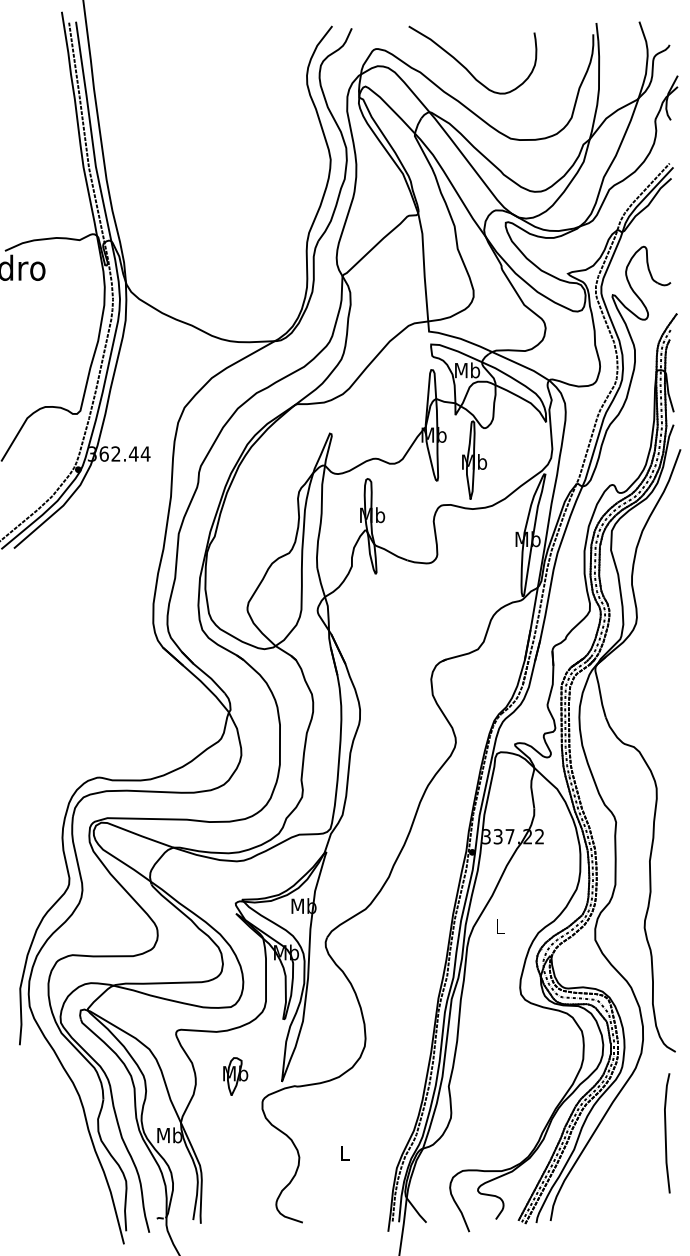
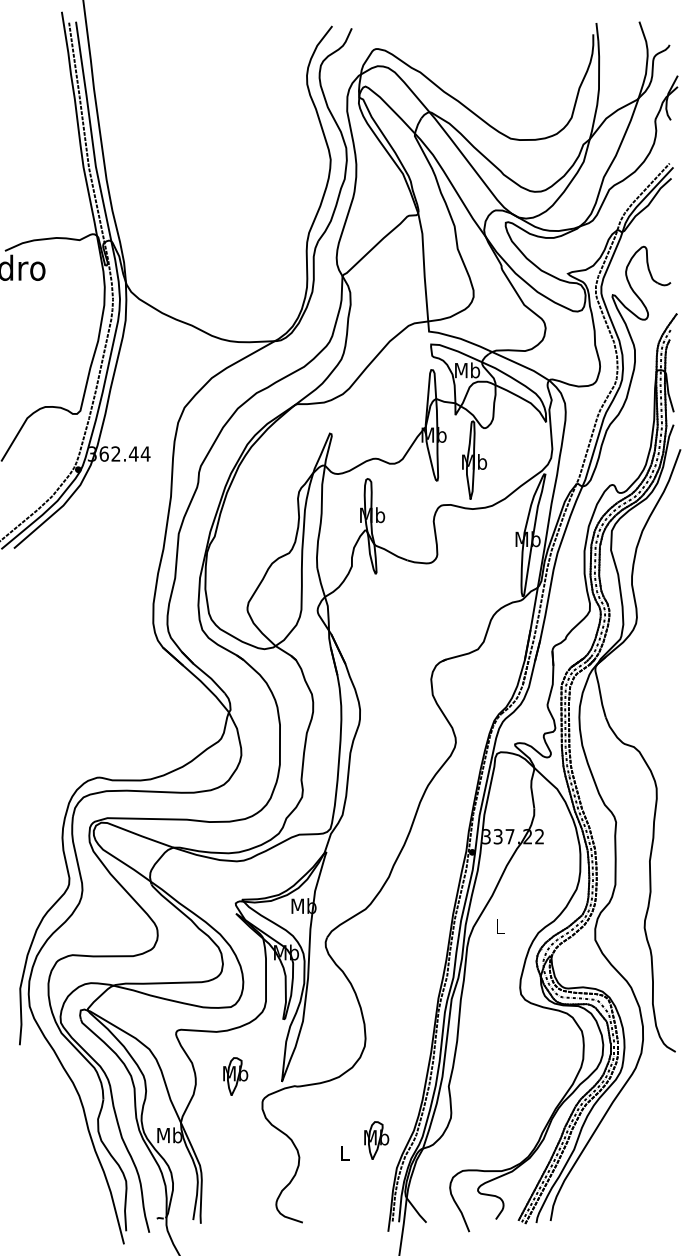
curve: present -> none (465, 66)
line: present -> none (666, 1133)
part: none -> present (376, 1140)
